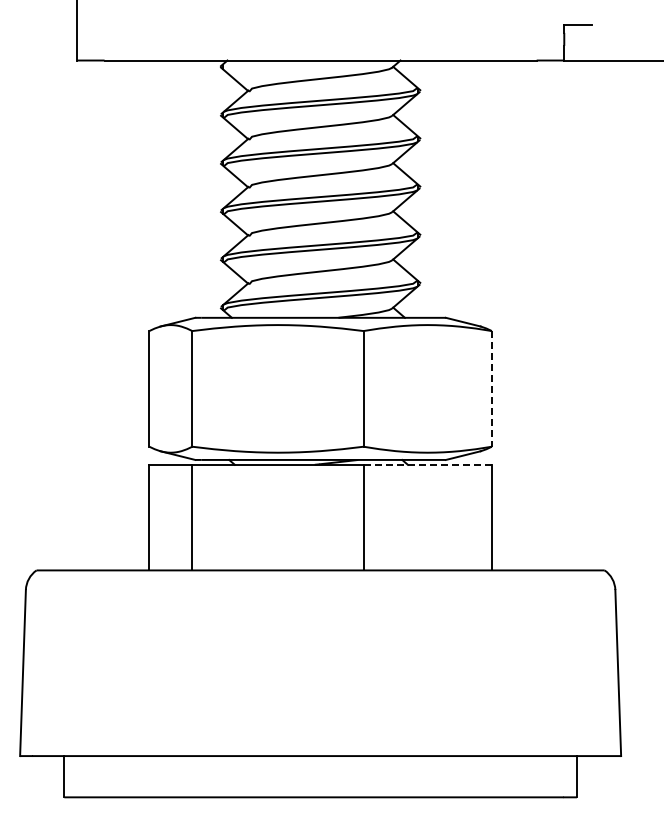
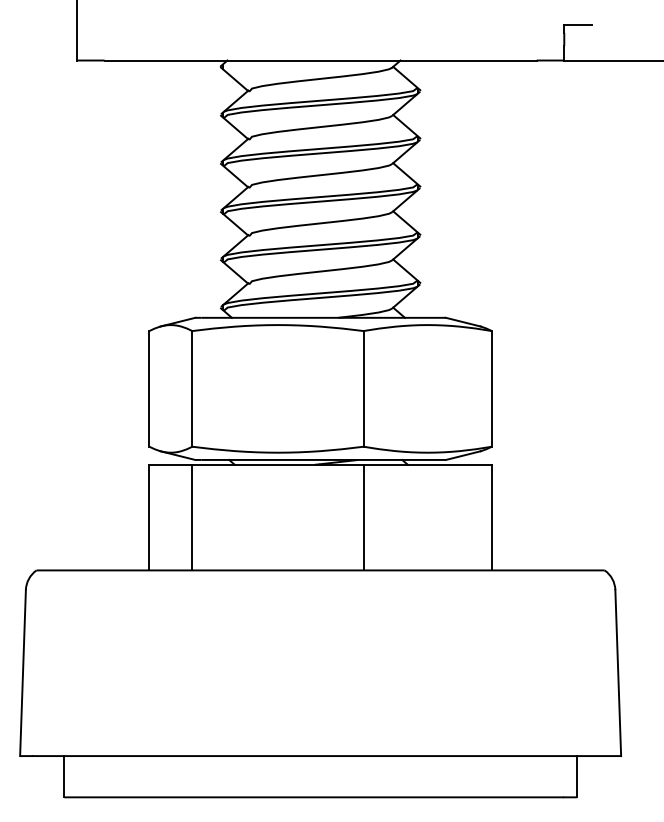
line: dashed -> solid (491, 388)
line: dashed -> solid (428, 464)
